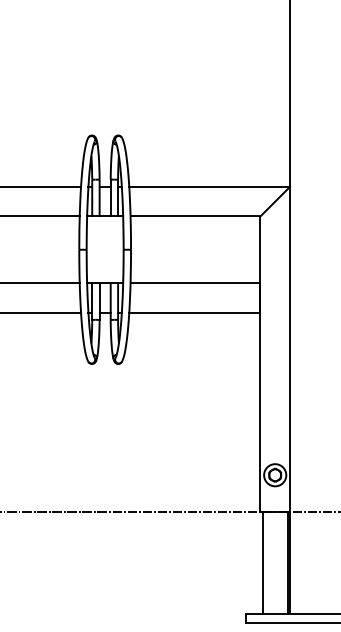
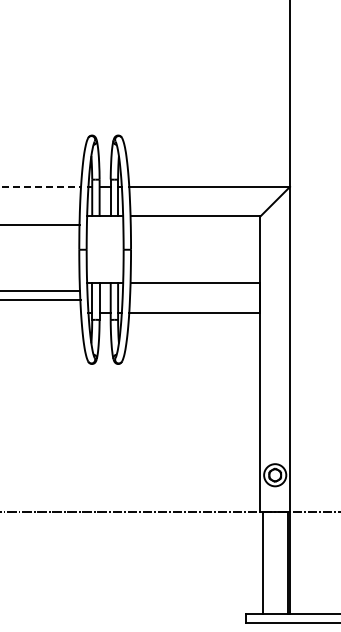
line: solid -> dashed (41, 186)
line position: (40, 216) -> (40, 225) (40, 225)
line position: (40, 283) -> (40, 291) (40, 291)
line position: (41, 312) -> (41, 299) (41, 299)
